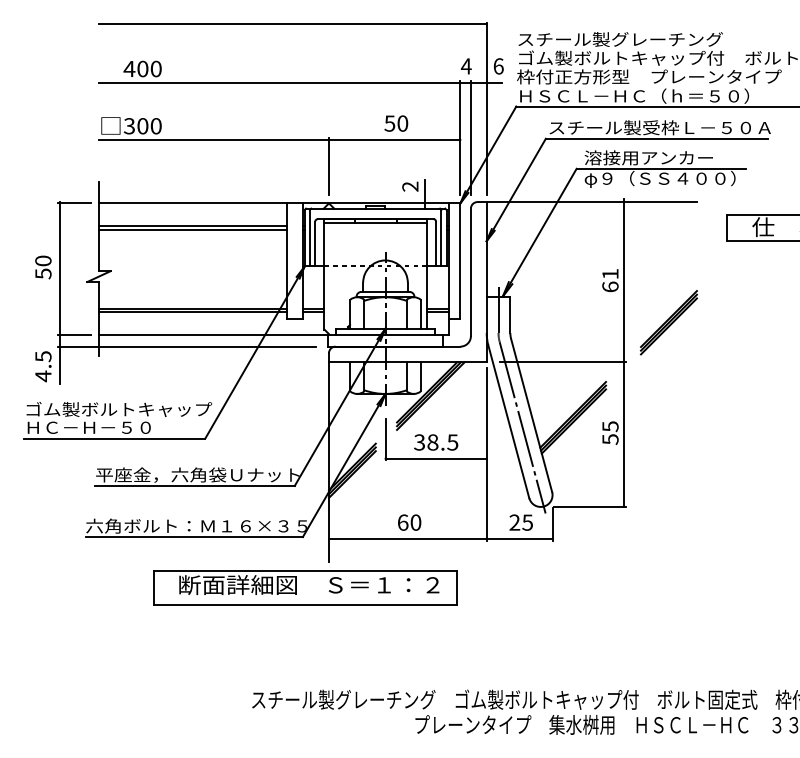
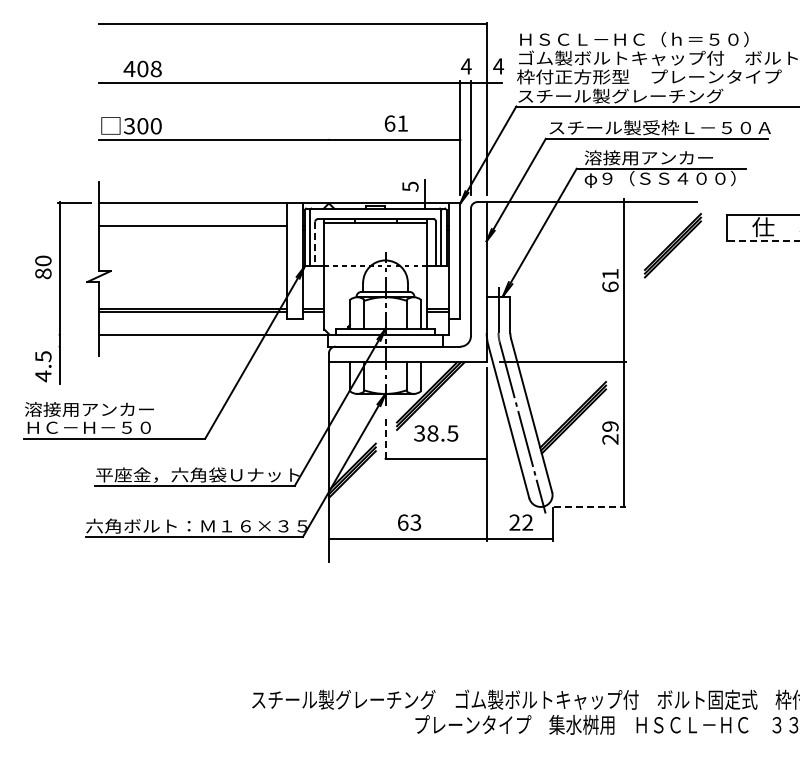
text: スチール製グレーチング -> ＨＳＣＬ－ＨＣ（ｈ＝５０） (633, 39)
text: 6 -> 4 (498, 66)
text: 400 -> 408 (155, 68)
text: ＨＳＣＬ－ＨＣ（ｈ＝５０） -> スチール製グレーチング (633, 95)
text: 50 -> 61 (396, 123)
line: present -> none (328, 166)
text: 2 -> 5 (410, 186)
line: present -> none (192, 229)
line: solid -> dashed (762, 241)
line: solid -> dashed (315, 244)
text: 50 -> 80 (43, 273)
part position: (668, 322) -> (672, 245) (672, 245)
line: present -> none (74, 334)
line: present -> none (186, 346)
text: ゴム製ボルトキャップ -> 溶接用アンカー (118, 409)
text: 55 -> 29 (610, 432)
line: solid -> dashed (385, 439)
text position: (436, 442) -> (436, 433) (436, 433)
line: solid -> dashed (589, 506)
text: 60 -> 63 (415, 522)
text: 25 -> 22 (527, 522)
part: present -> none (305, 587)
